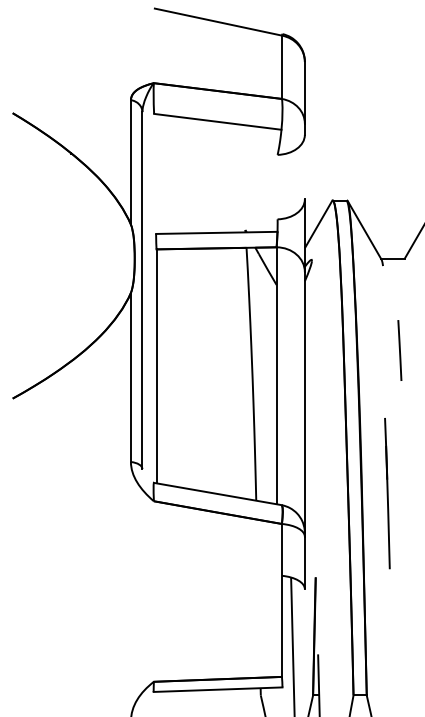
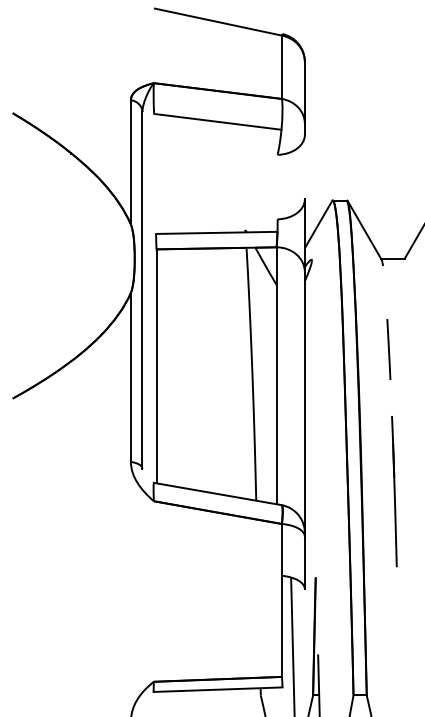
line position: (399, 350) -> (388, 349) (388, 349)
line position: (387, 493) -> (394, 491) (394, 491)
